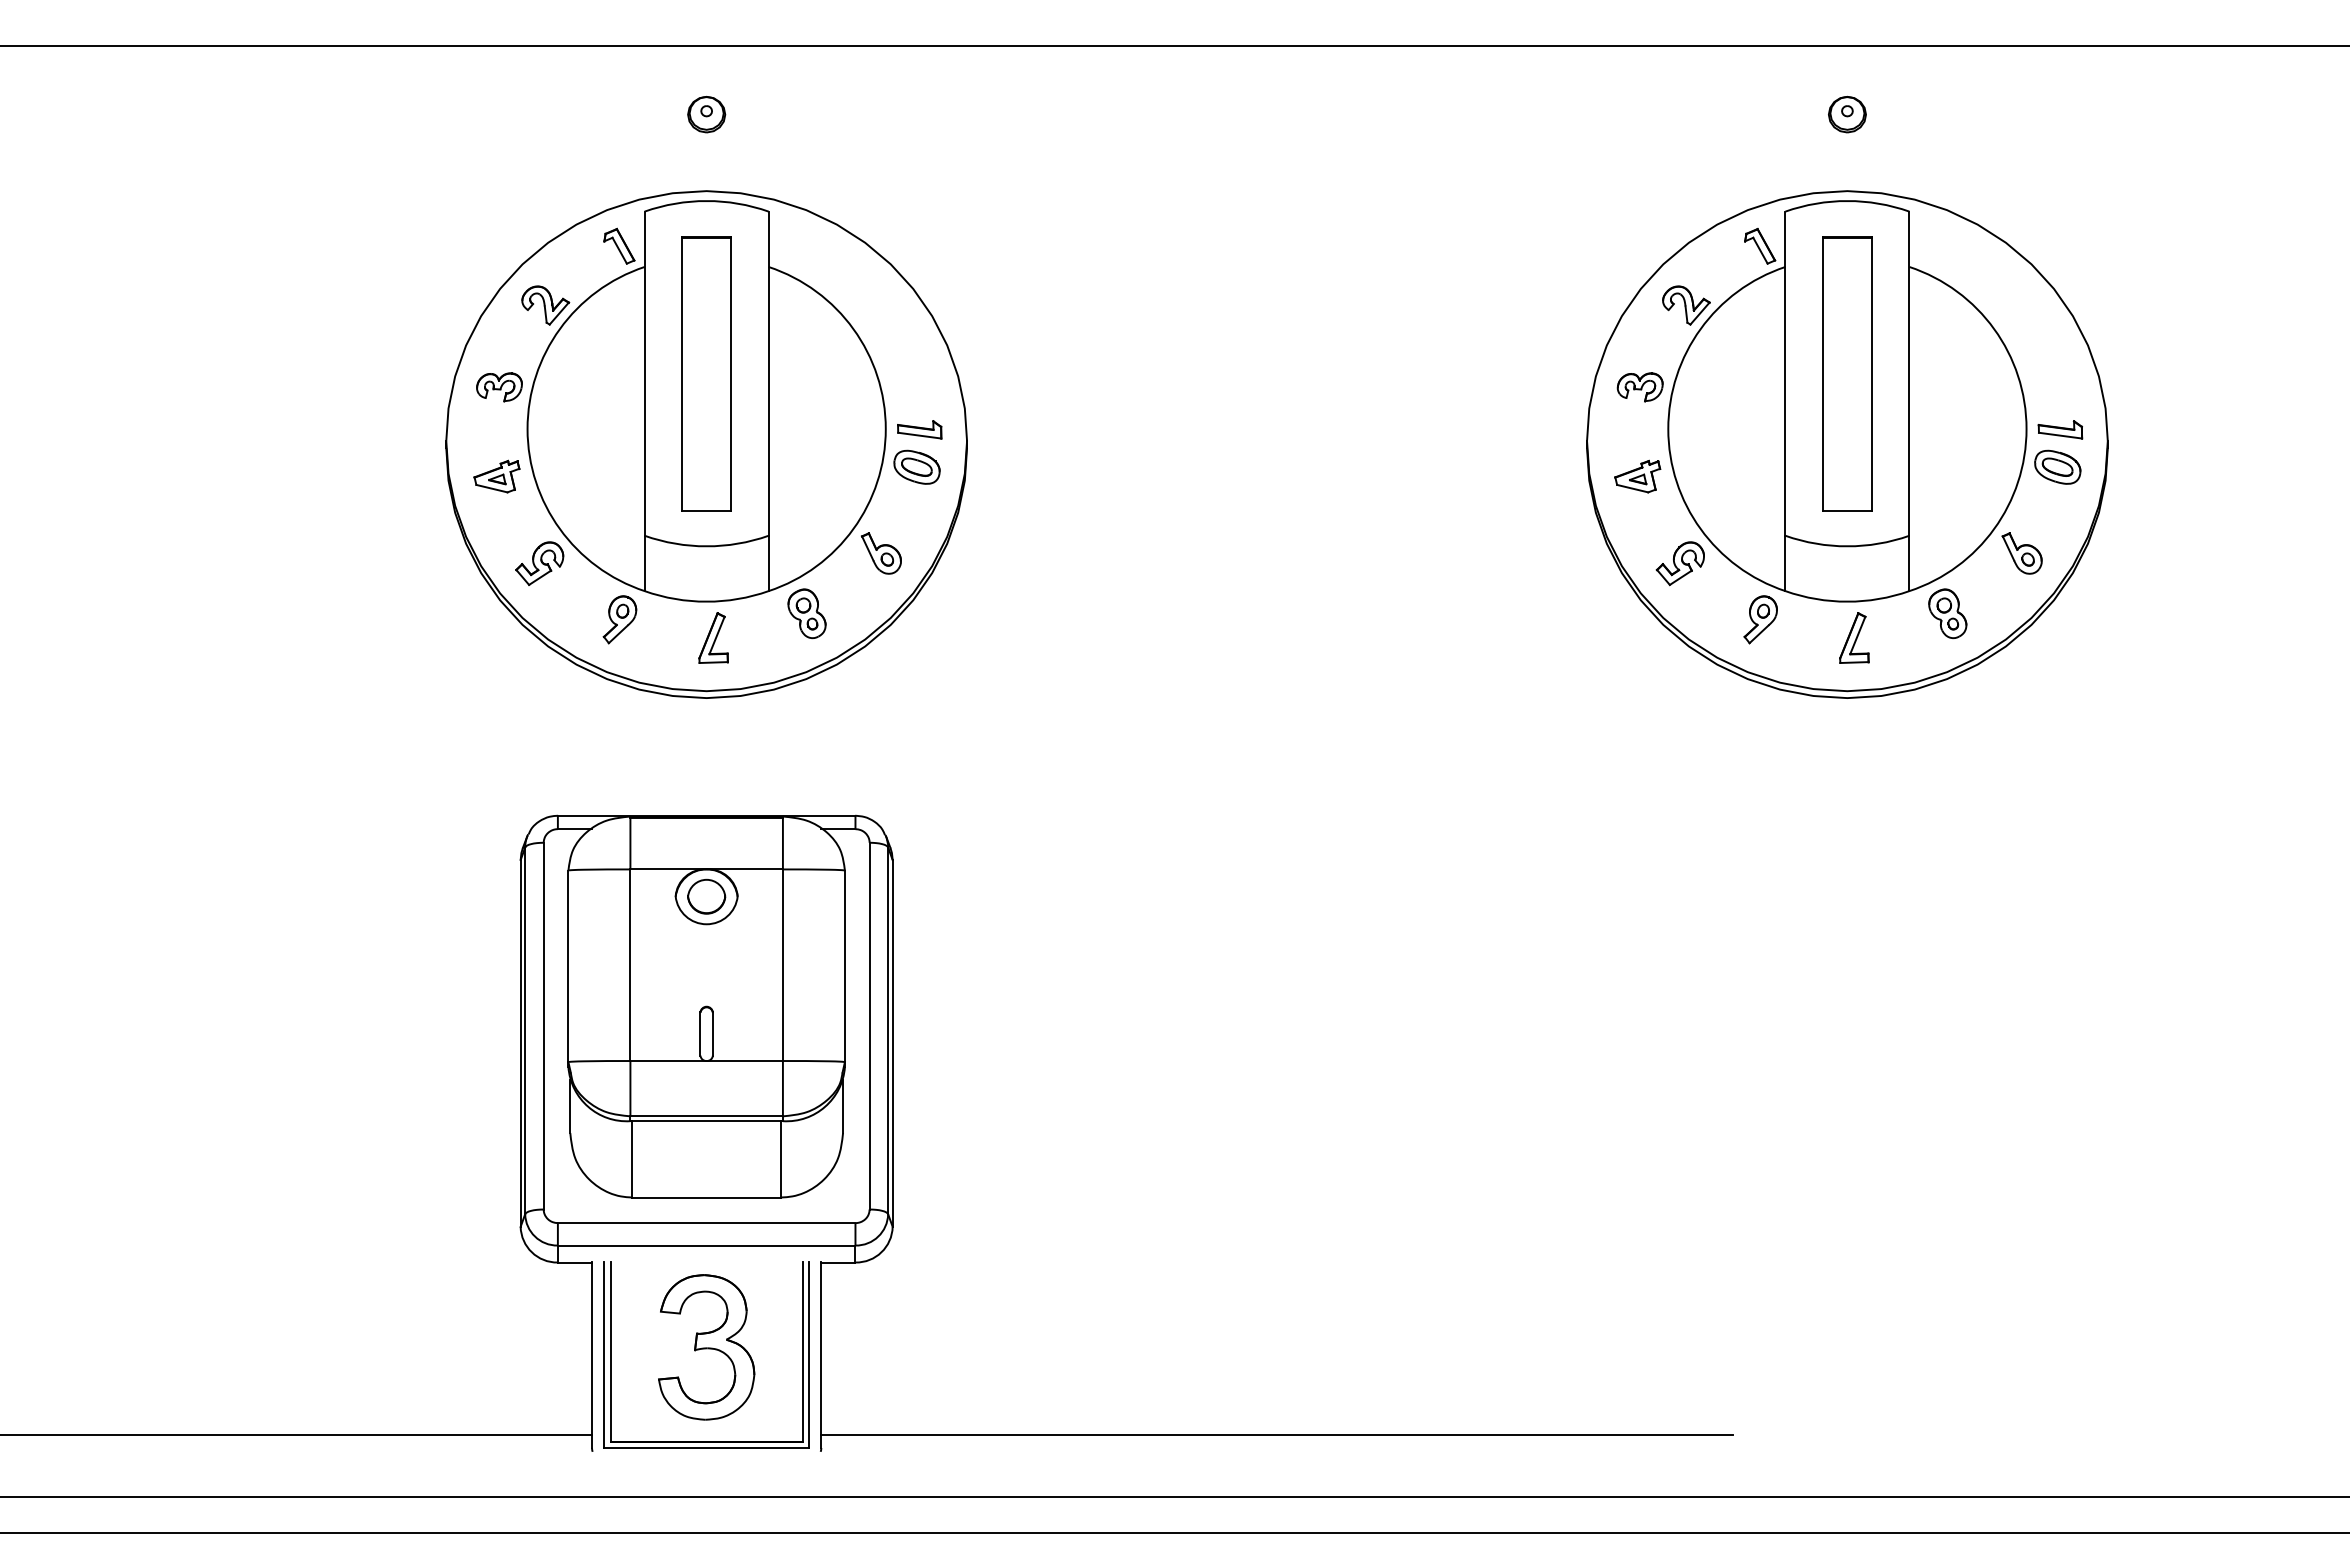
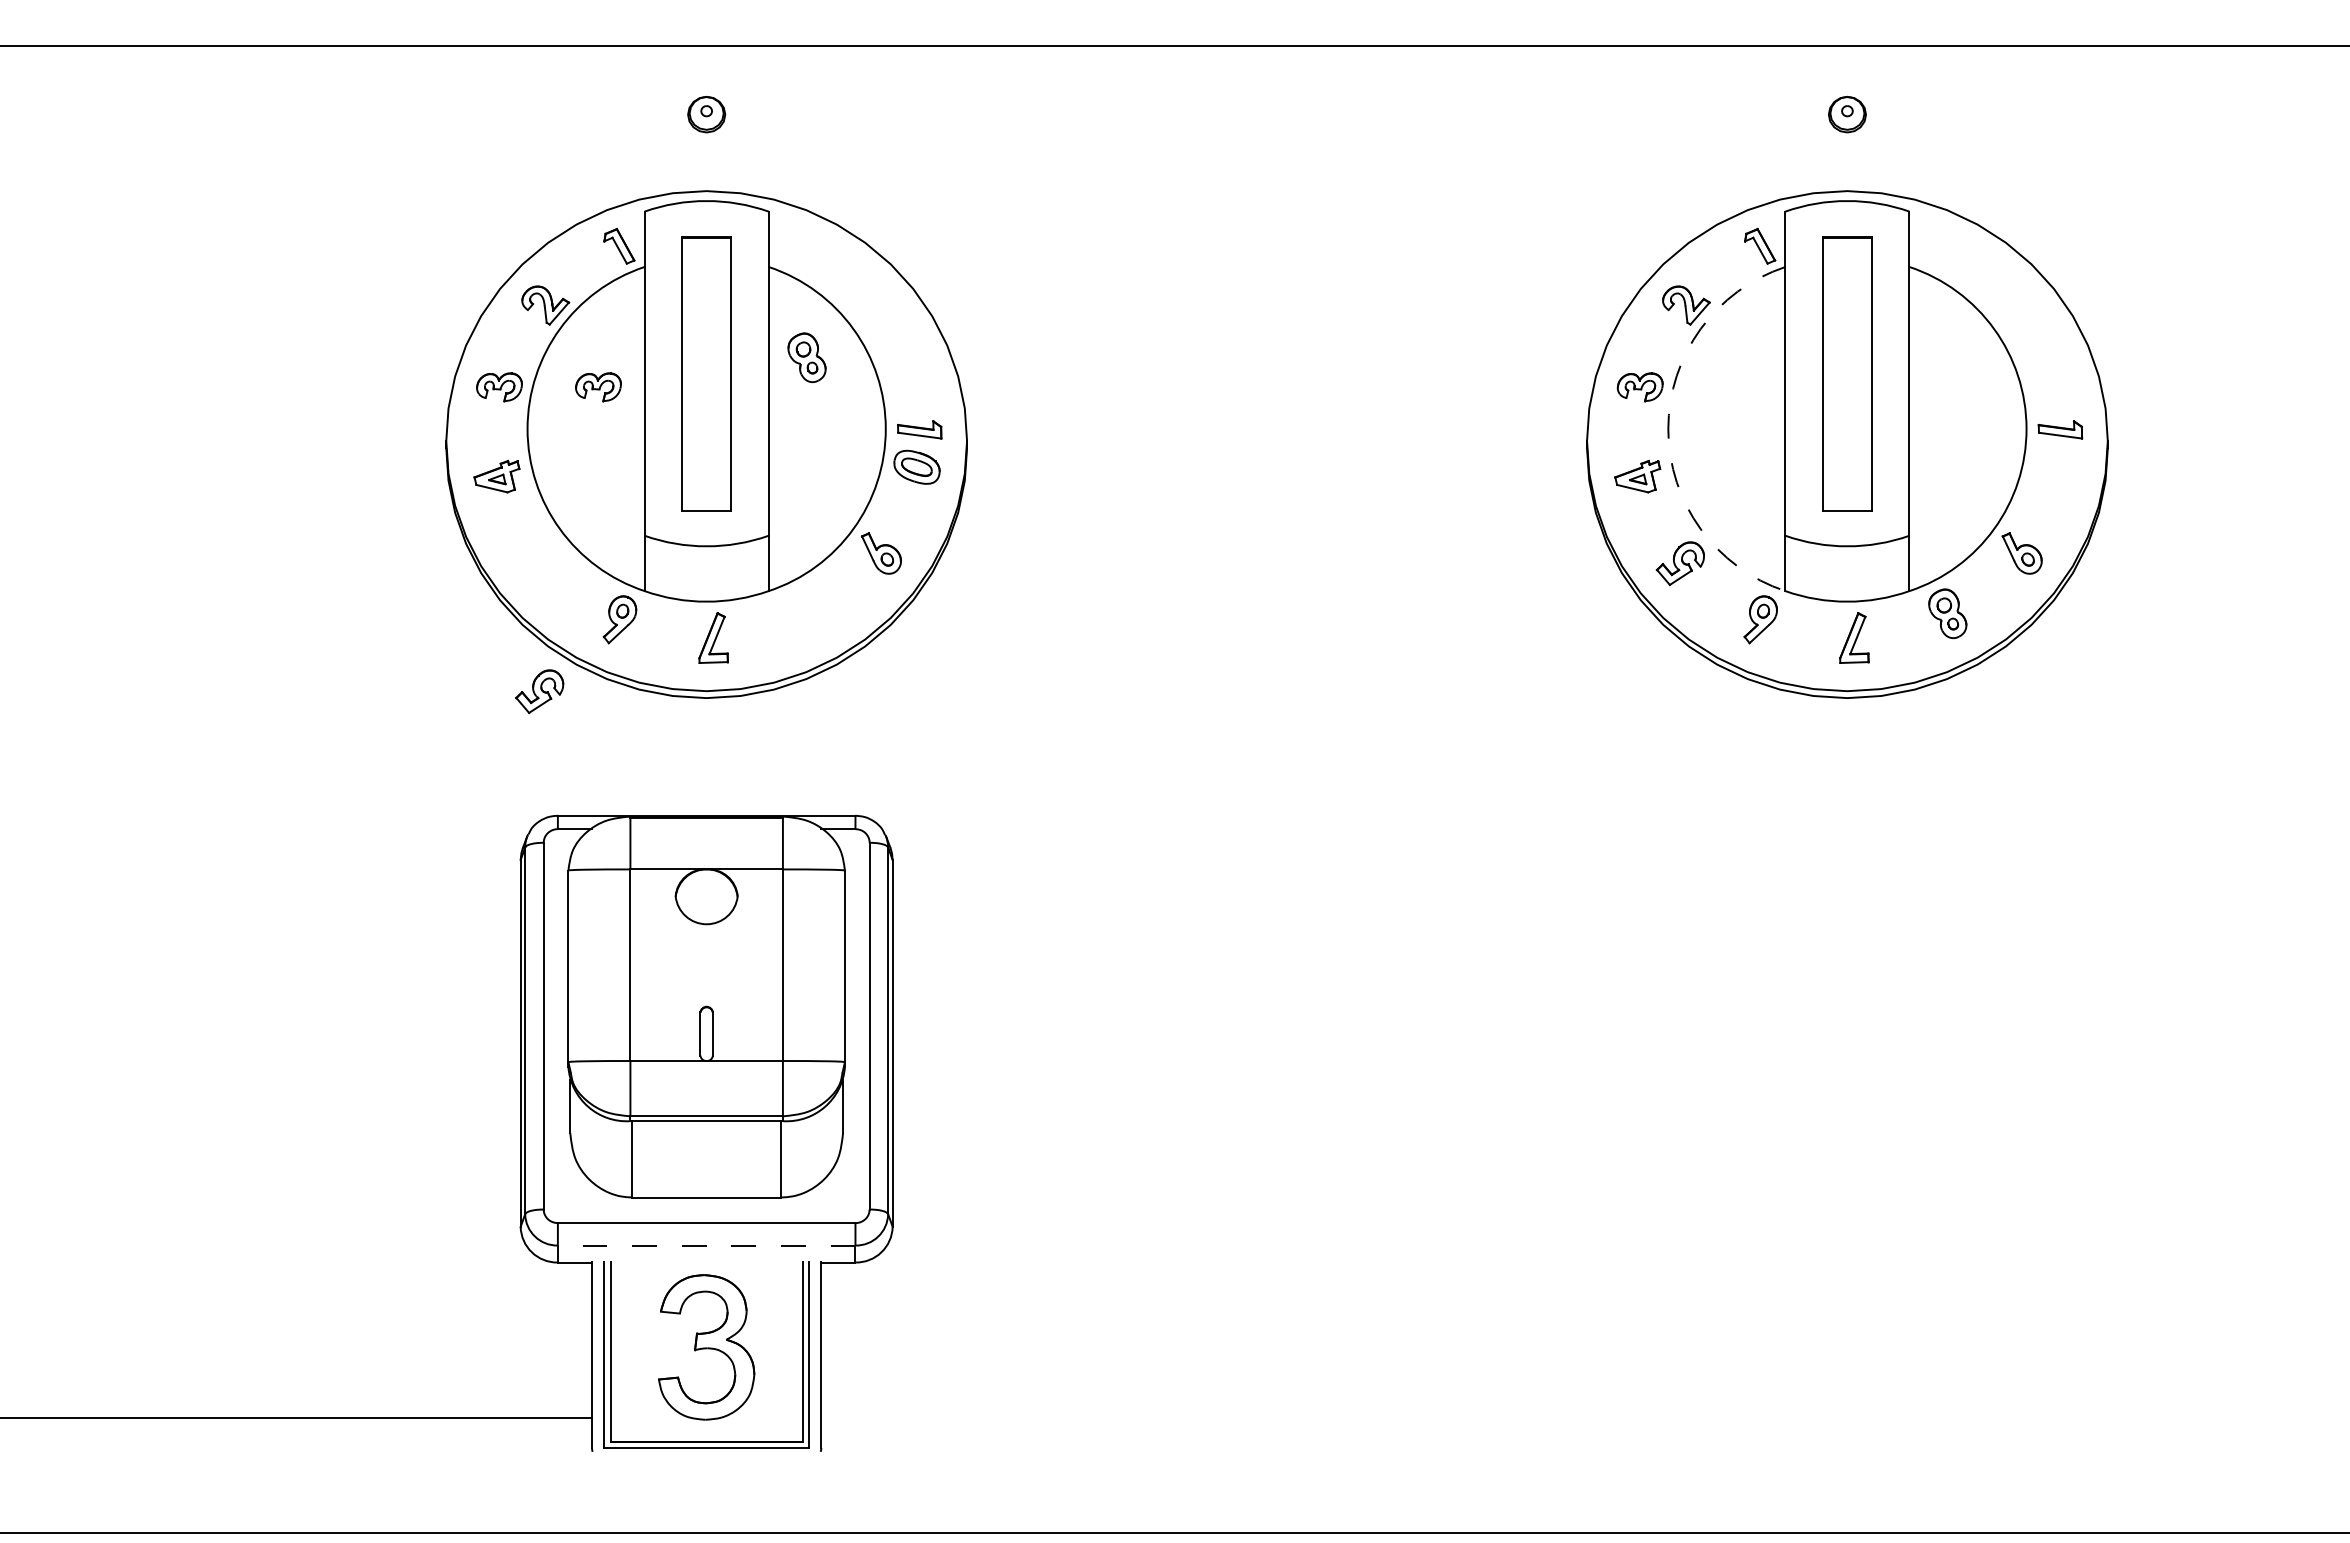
part: none -> present (598, 387)
arc: solid -> dashed (1668, 429)
part: present -> none (2057, 466)
part position: (539, 563) -> (539, 691) (539, 691)
part position: (806, 613) -> (806, 357) (806, 357)
part: present -> none (706, 896)
line: solid -> dashed (706, 1245)
line position: (296, 1435) -> (296, 1418) (296, 1418)
line: present -> none (1276, 1435)
line: present -> none (1174, 1496)
